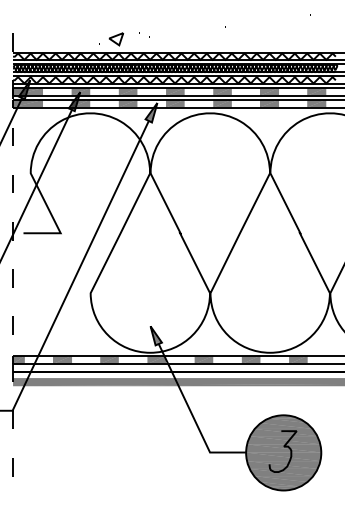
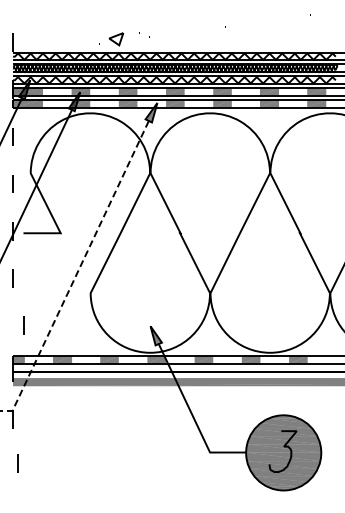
line: solid -> dashed (77, 271)
line position: (12, 325) -> (23, 325) (23, 325)
line position: (12, 467) -> (17, 463) (17, 463)
